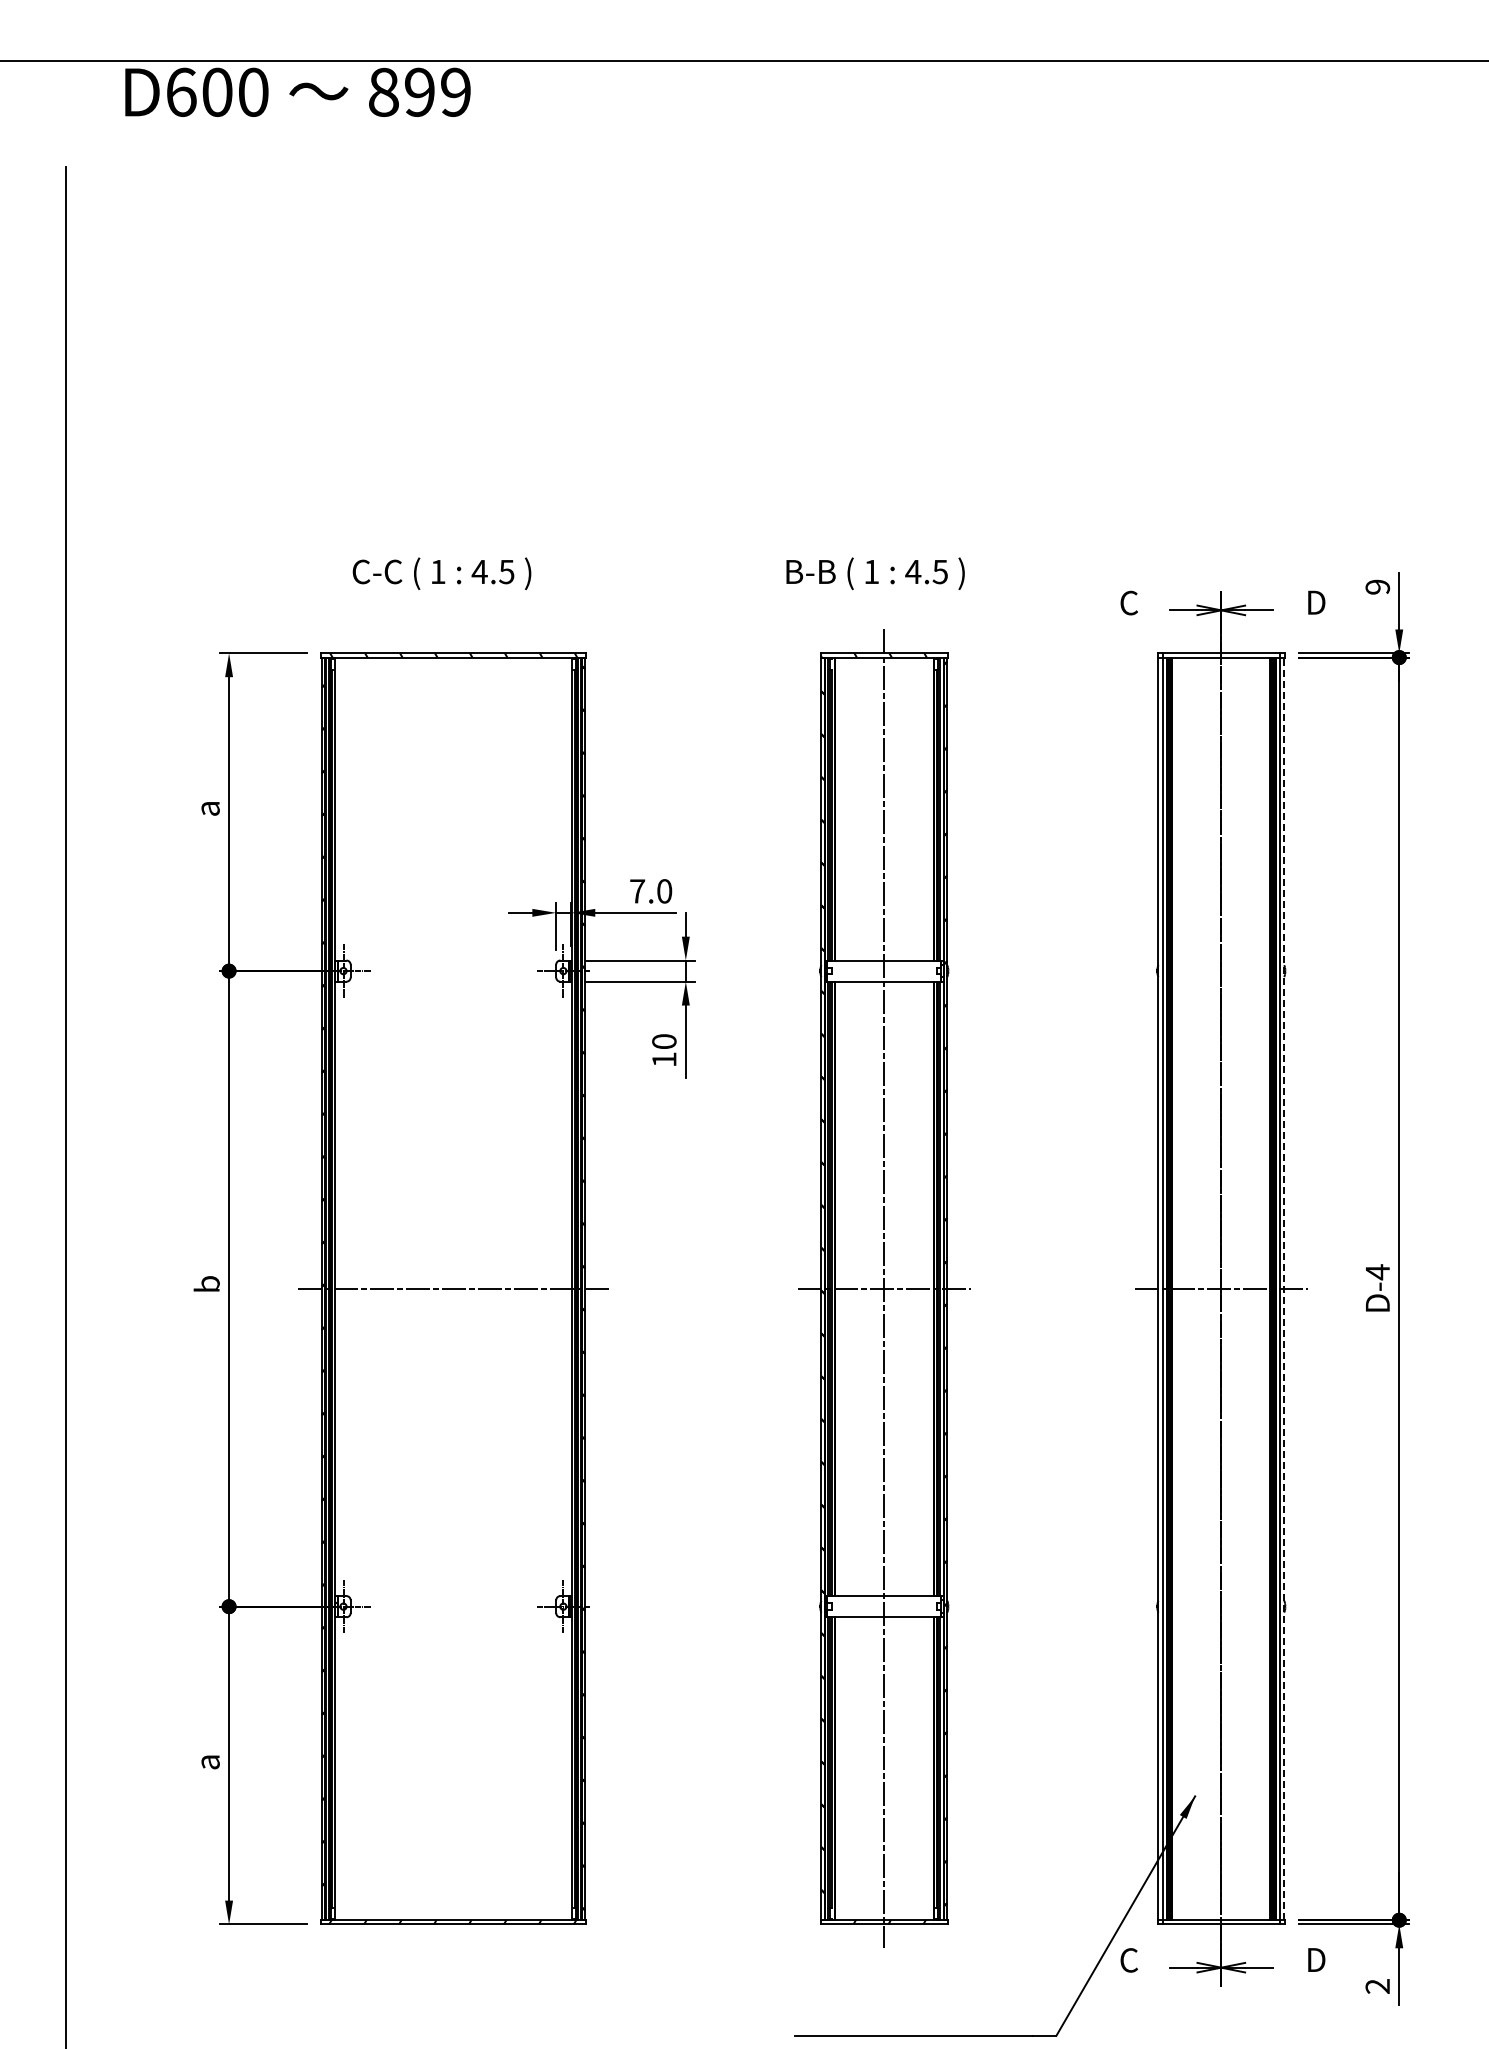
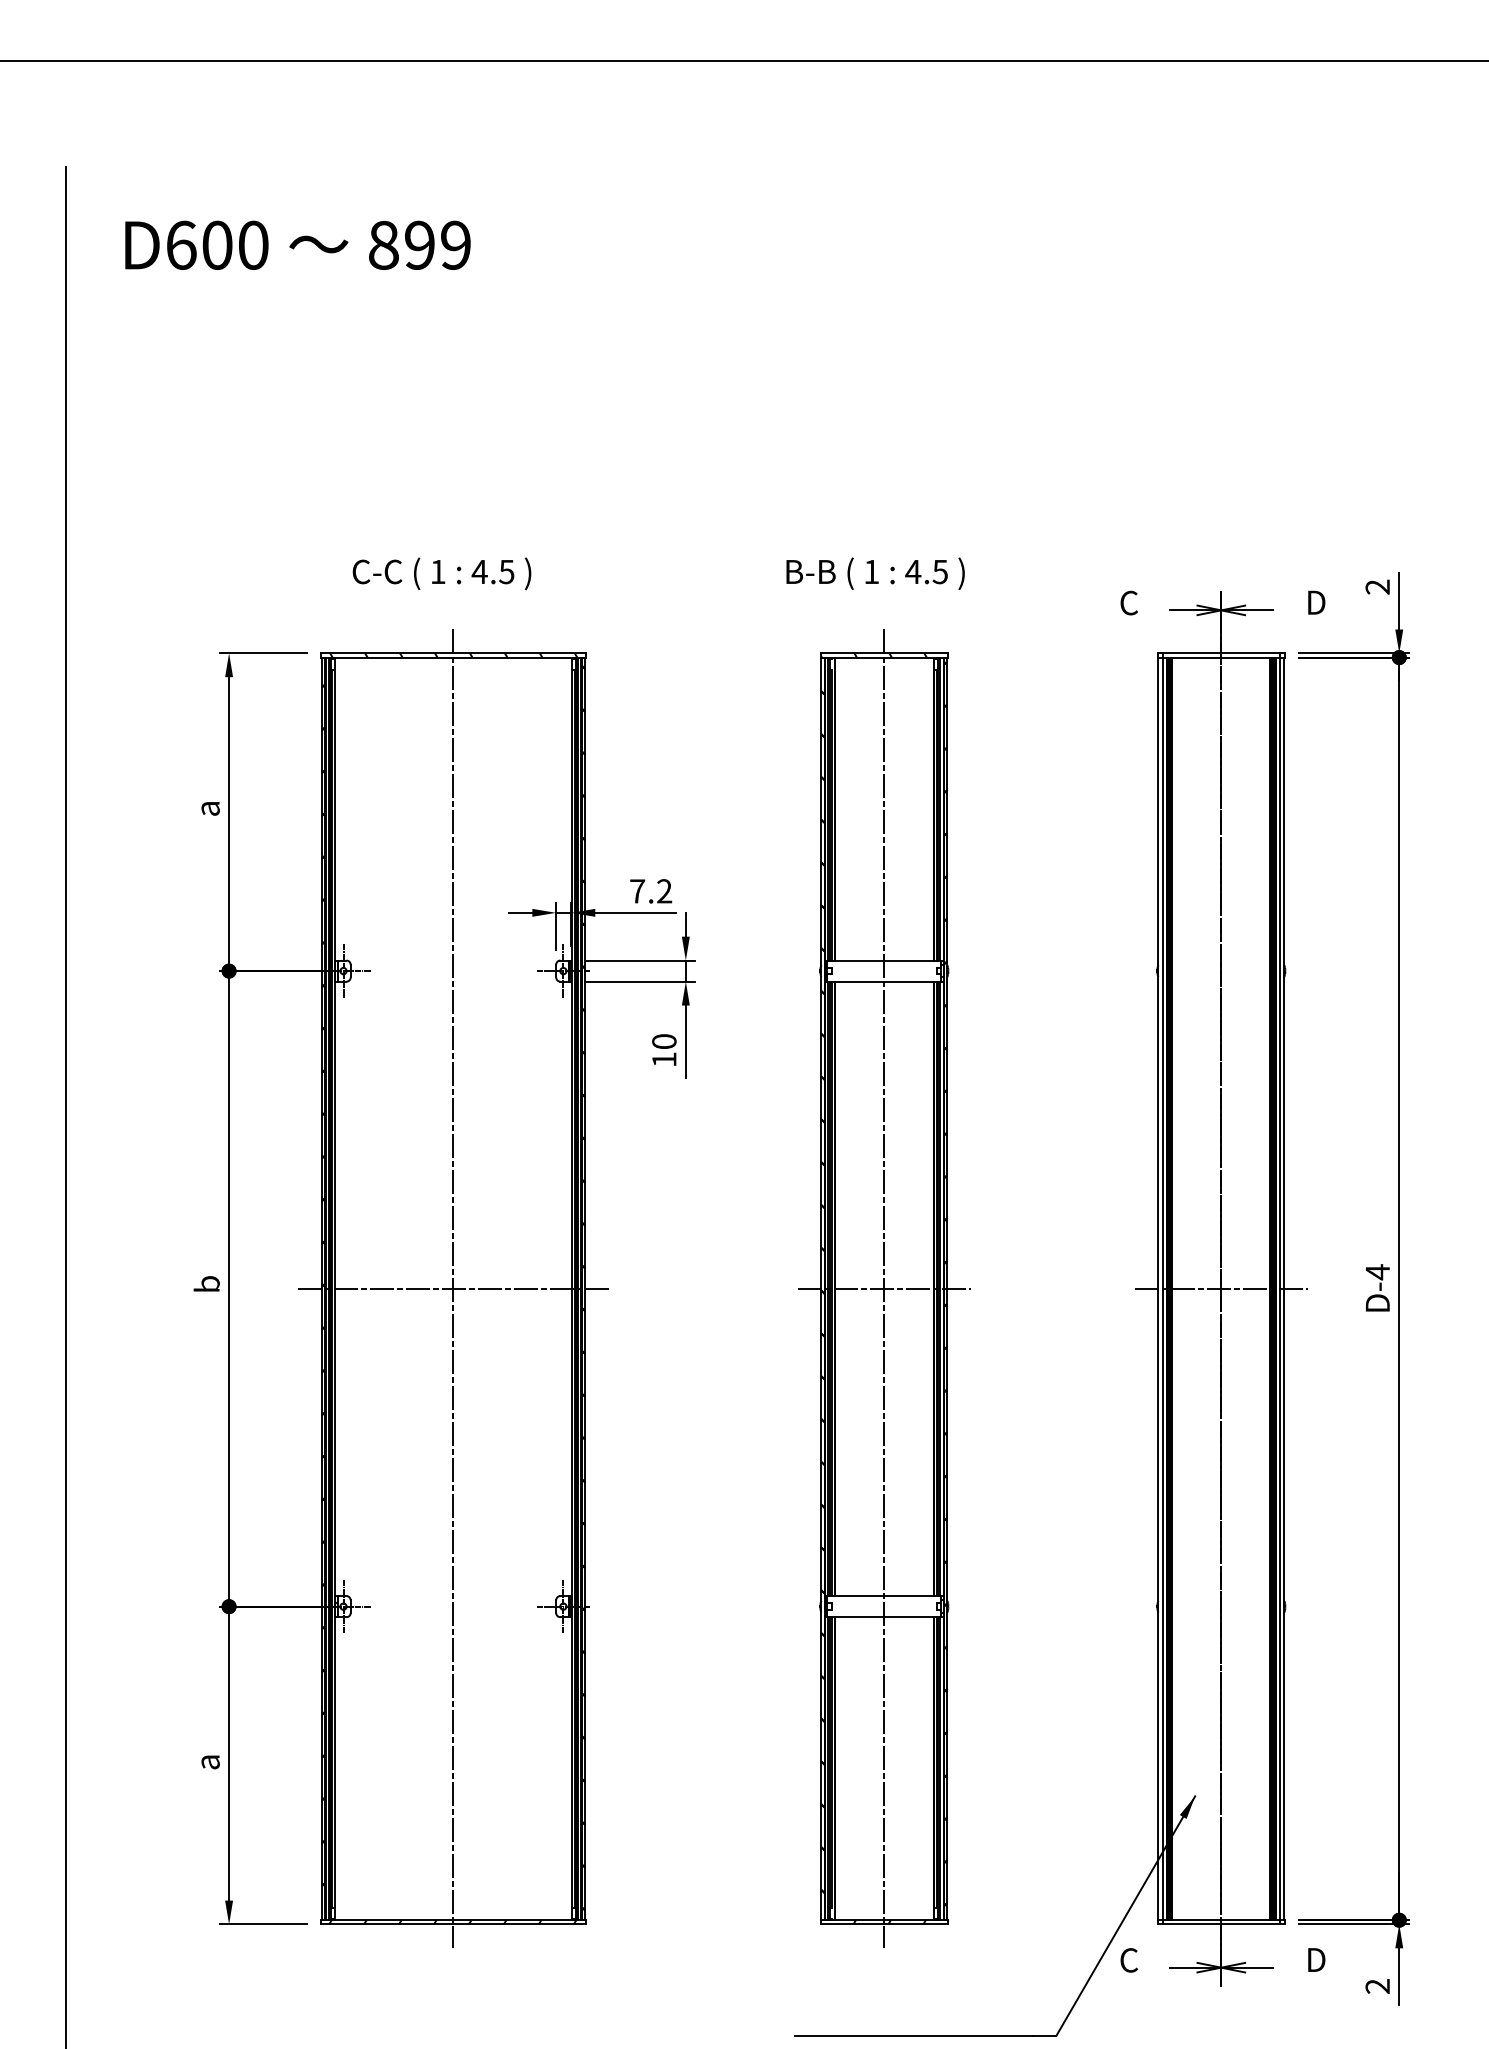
text position: (297, 91) -> (297, 244) (297, 244)
text: 9 -> 2 (1378, 586)
text: 7.0 -> 7.2 (664, 891)
line: none -> present (453, 1288)
line: dashed -> solid (1284, 1288)
